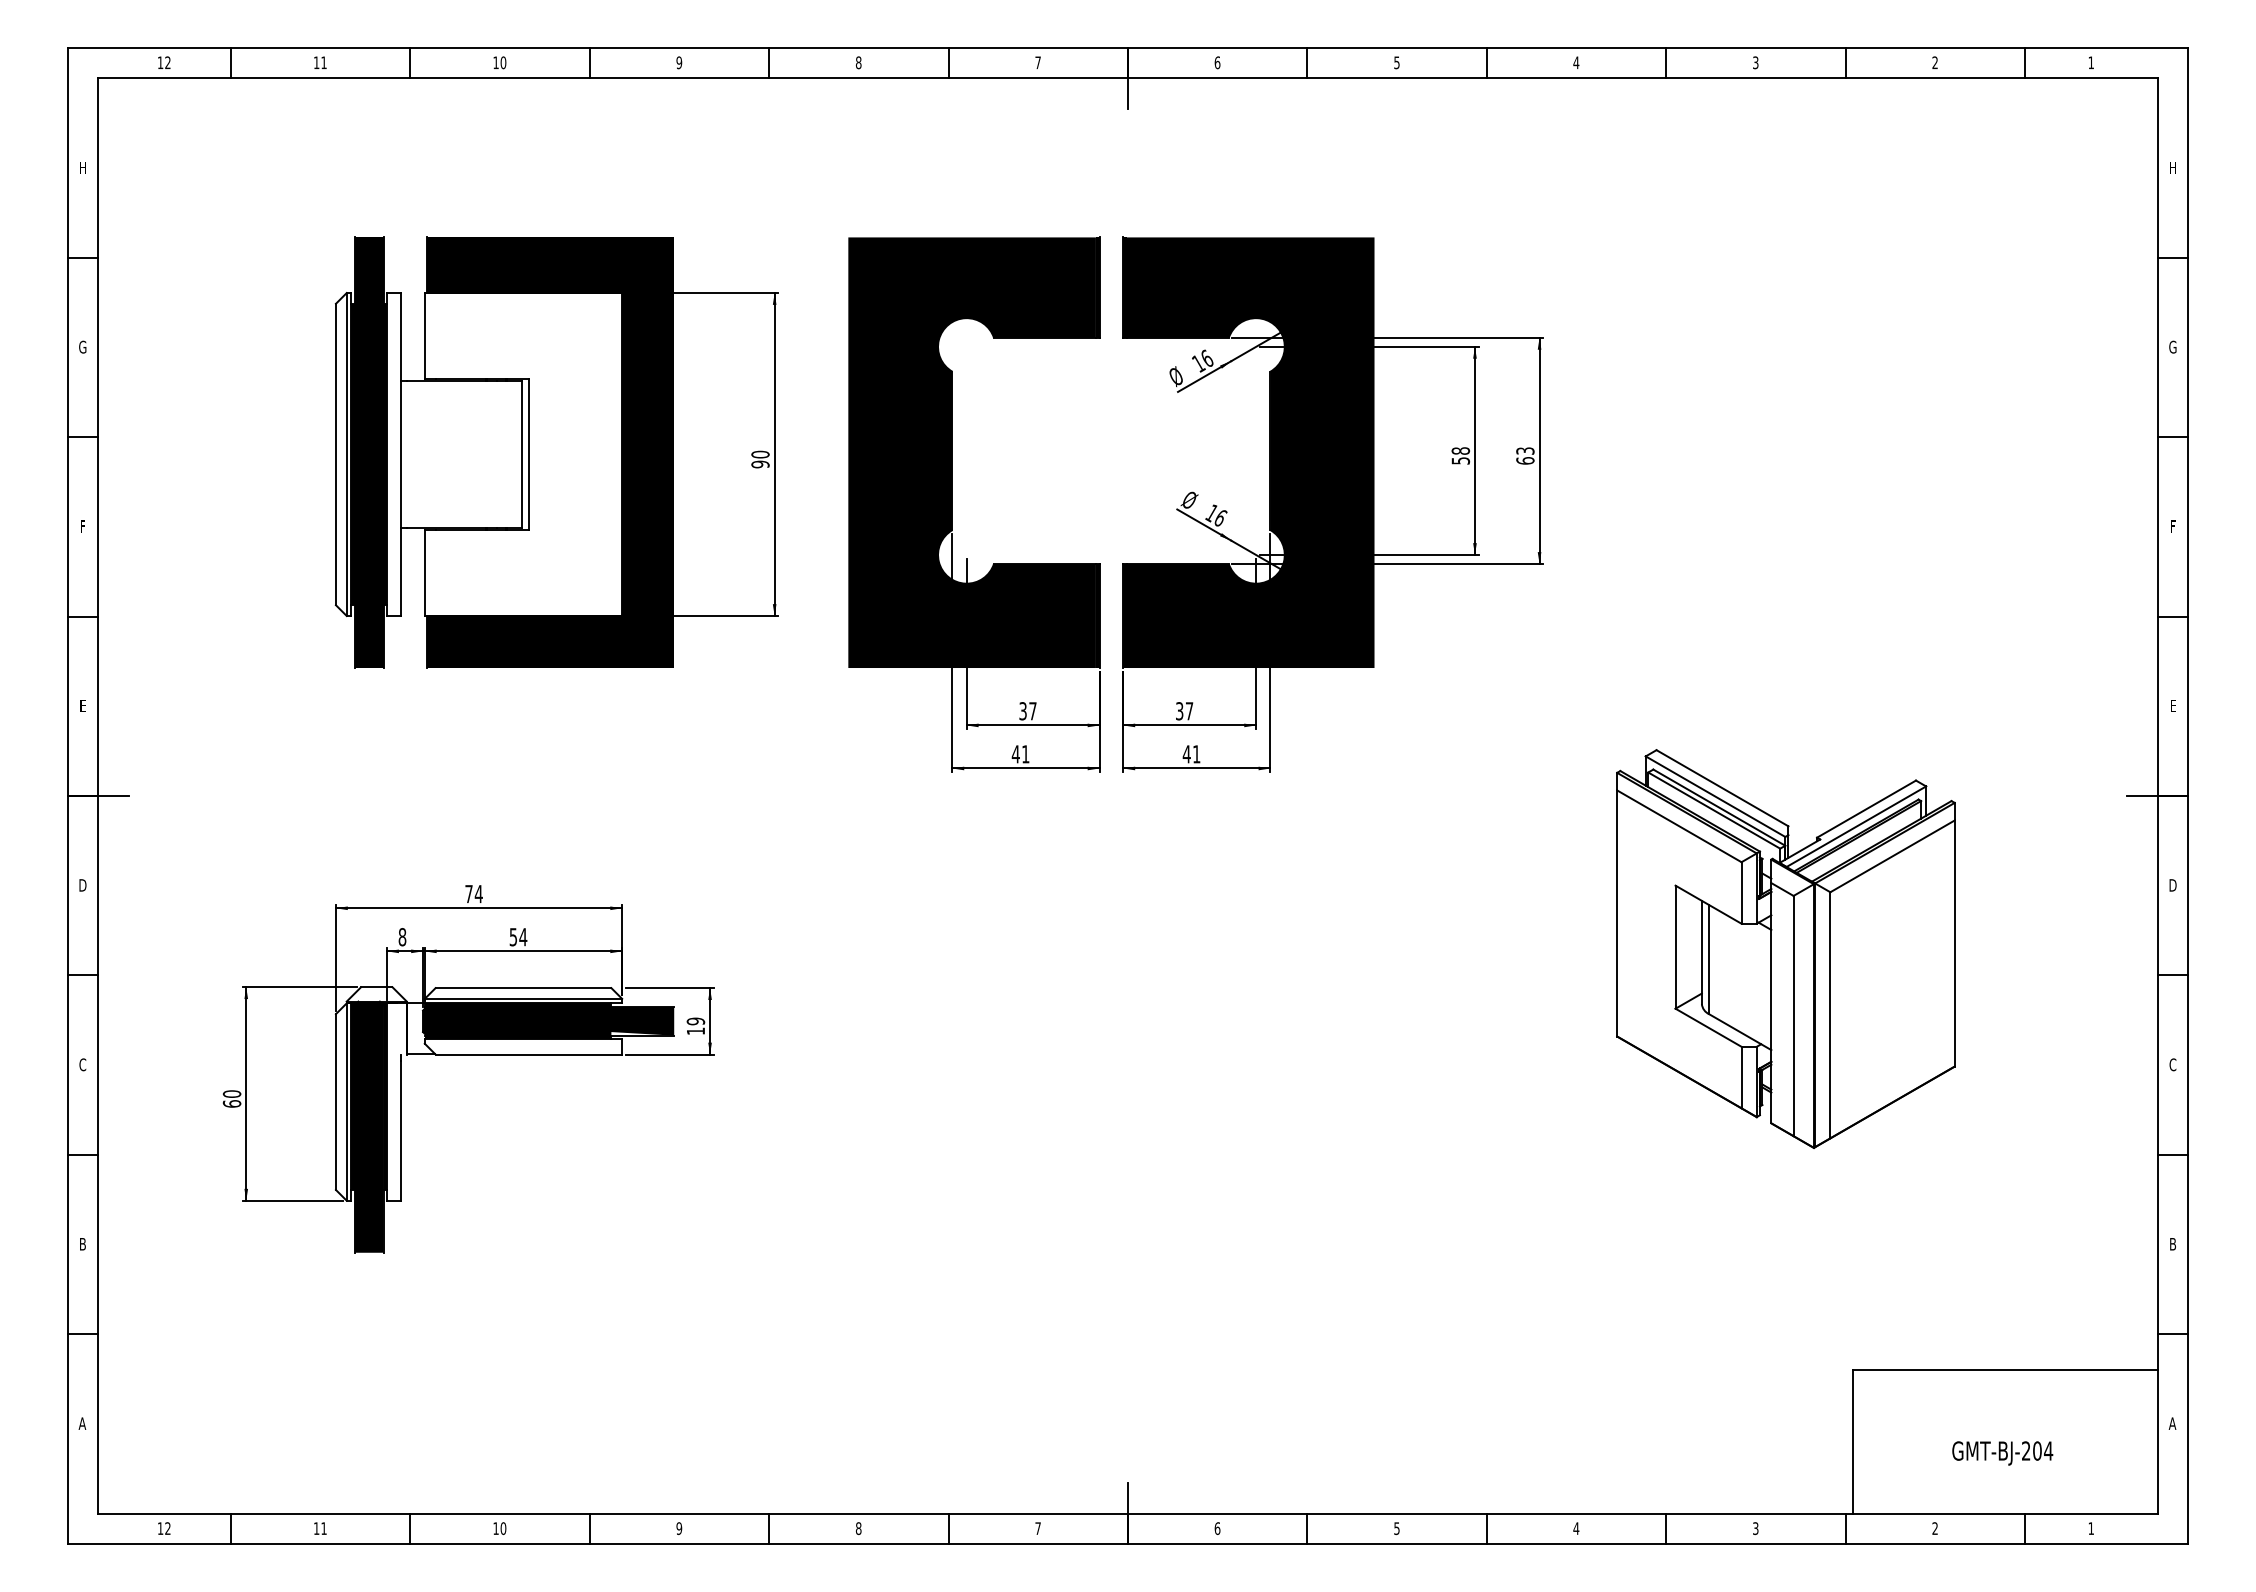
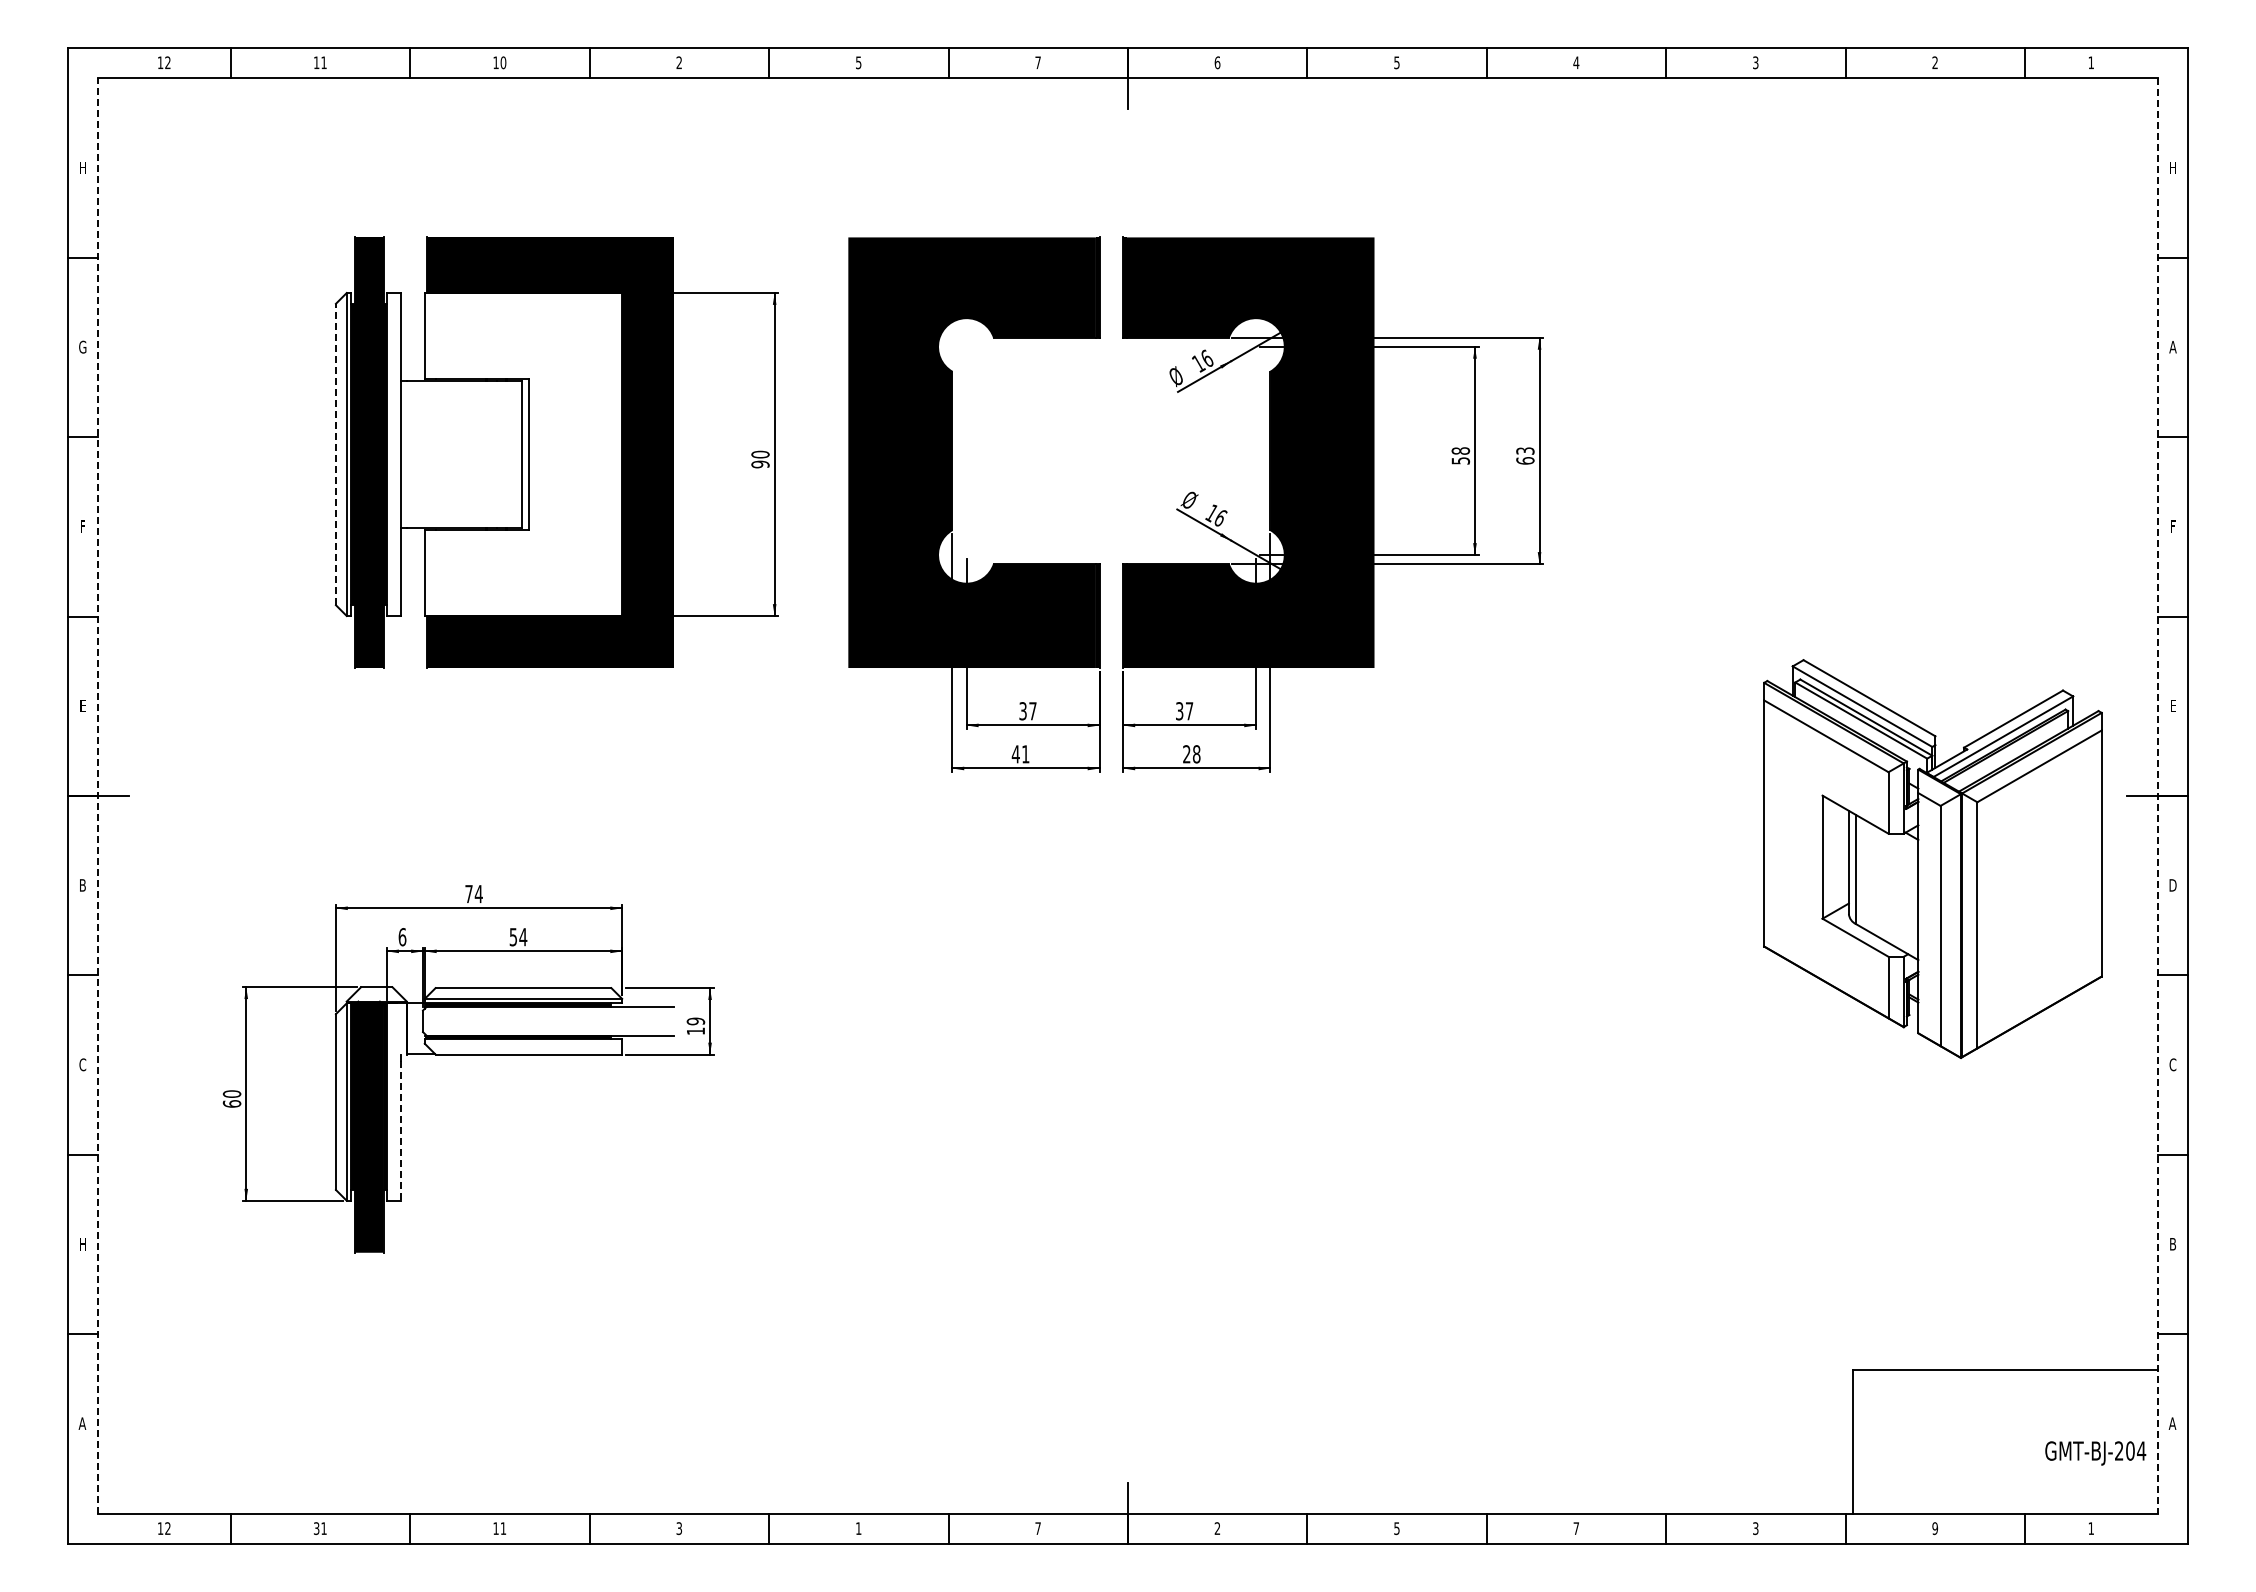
text: 9 -> 2 (679, 62)
text: 8 -> 5 (858, 62)
text: G -> A (2172, 346)
line: solid -> dashed (335, 454)
text: 41 -> 28 (1191, 754)
line: solid -> dashed (98, 796)
line: solid -> dashed (2157, 796)
text: D -> B (82, 885)
text: 8 -> 6 (402, 937)
part position: (1785, 948) -> (1932, 858) (1932, 858)
fill: present -> none (548, 1020)
line: solid -> dashed (401, 1130)
text: B -> H (82, 1244)
text position: (2002, 1453) -> (2095, 1453) (2095, 1453)
text: 11 -> 31 (316, 1528)
text: 10 -> 11 (503, 1528)
text: 9 -> 3 (679, 1528)
text: 8 -> 1 (858, 1528)
text: 6 -> 2 (1217, 1528)
text: 4 -> 7 (1576, 1528)
text: 2 -> 9 (1935, 1528)
